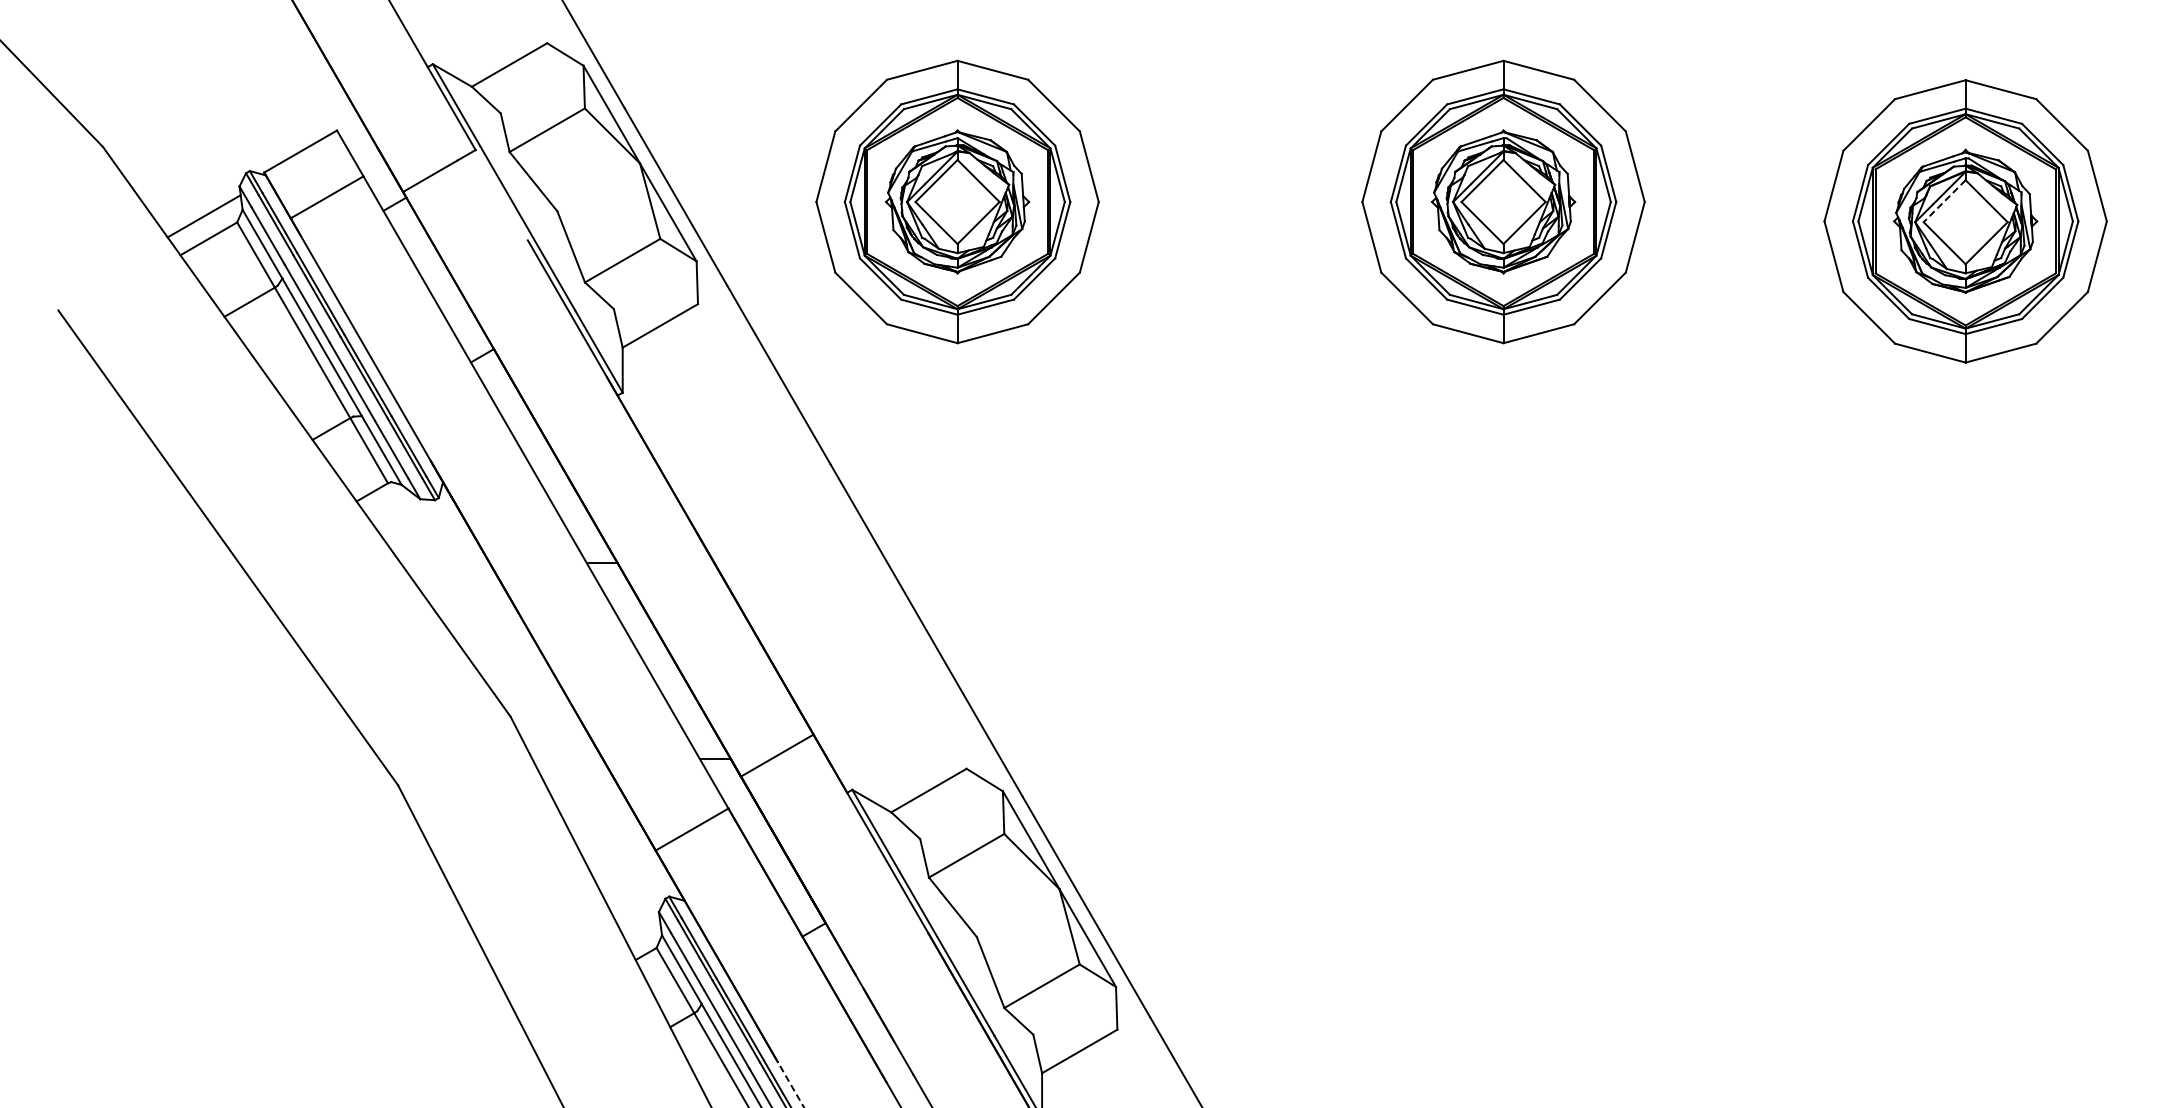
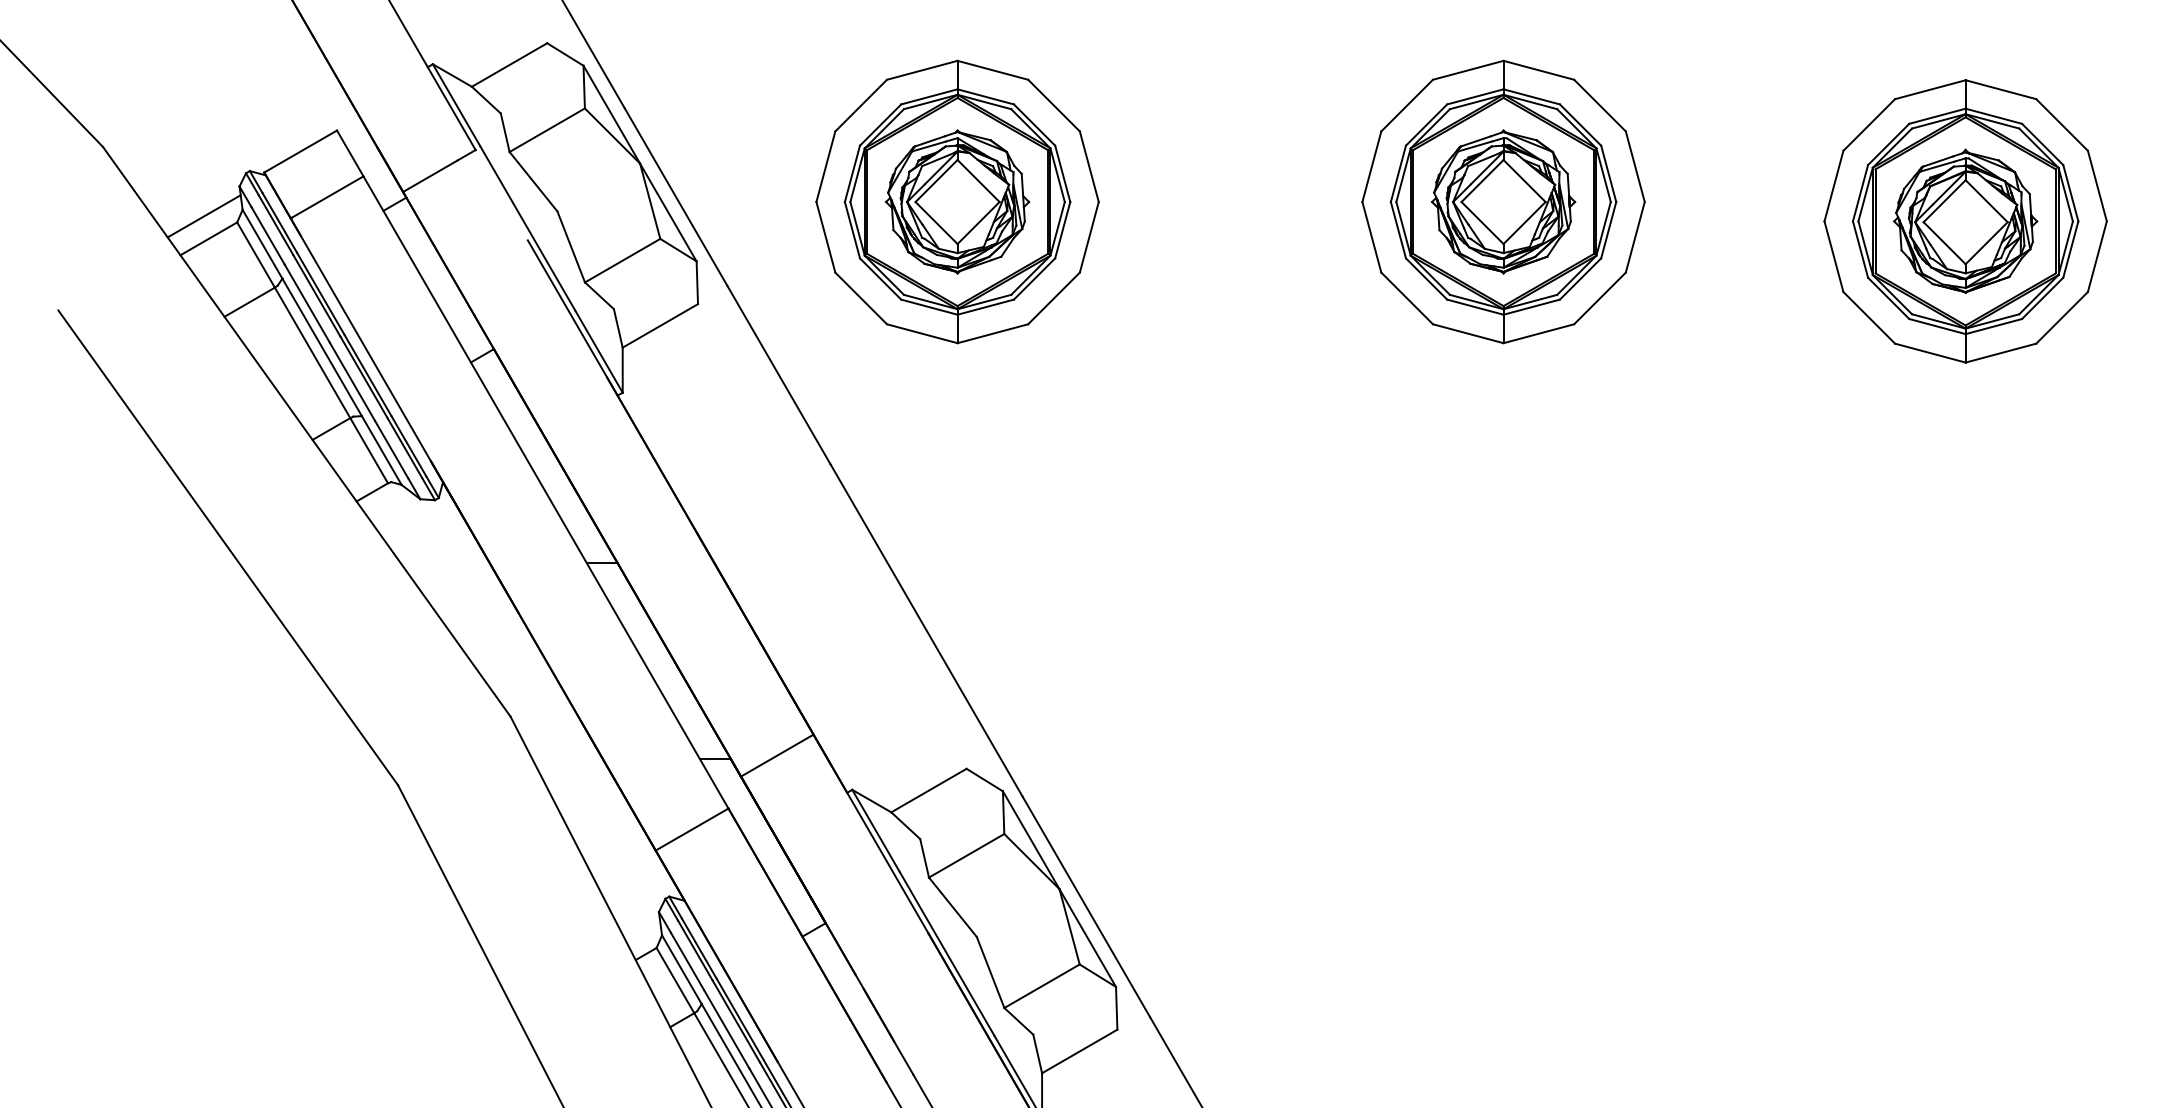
line: dashed -> solid (1944, 201)
line: dashed -> solid (790, 1084)
